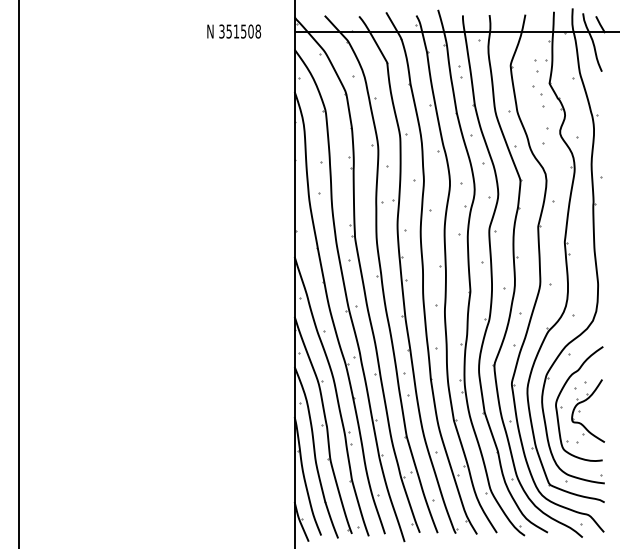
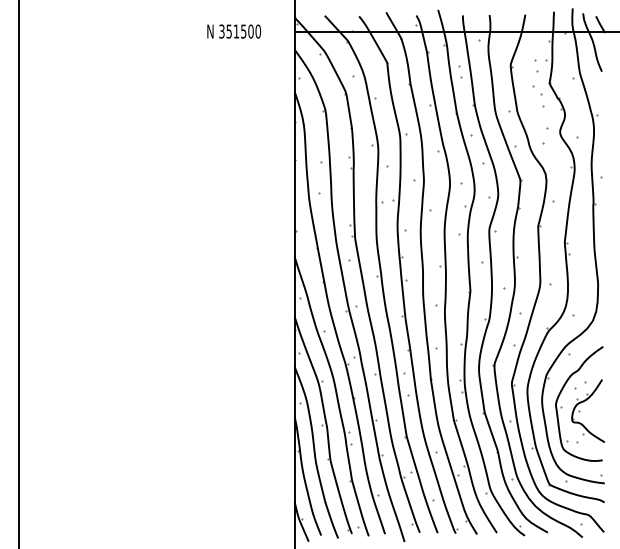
text: 351508 -> 351500 (258, 31)
